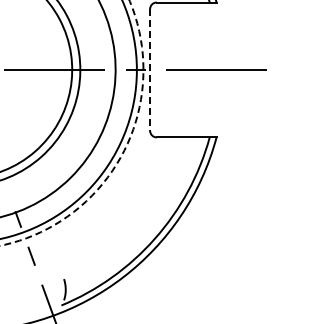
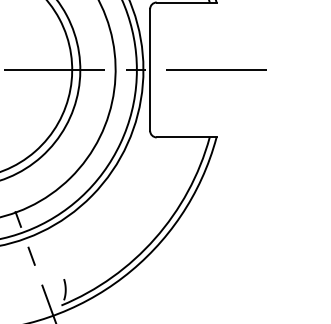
line: dashed -> solid (150, 69)
arc: dashed -> solid (122, 153)
